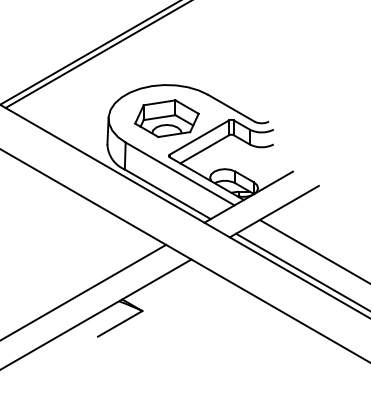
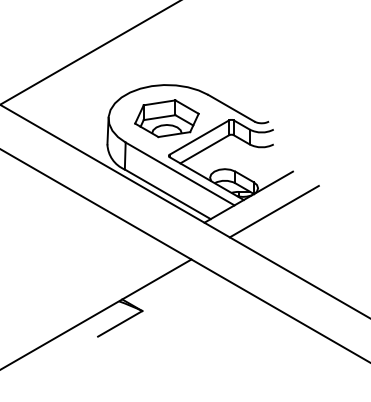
line: present -> none (96, 54)
line: present -> none (313, 251)
line: present -> none (301, 271)
line: present -> none (84, 291)
